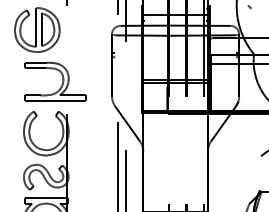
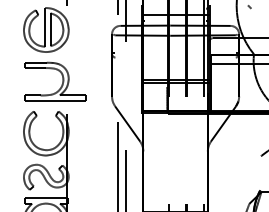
part position: (37, 29) -> (46, 29) (46, 29)
